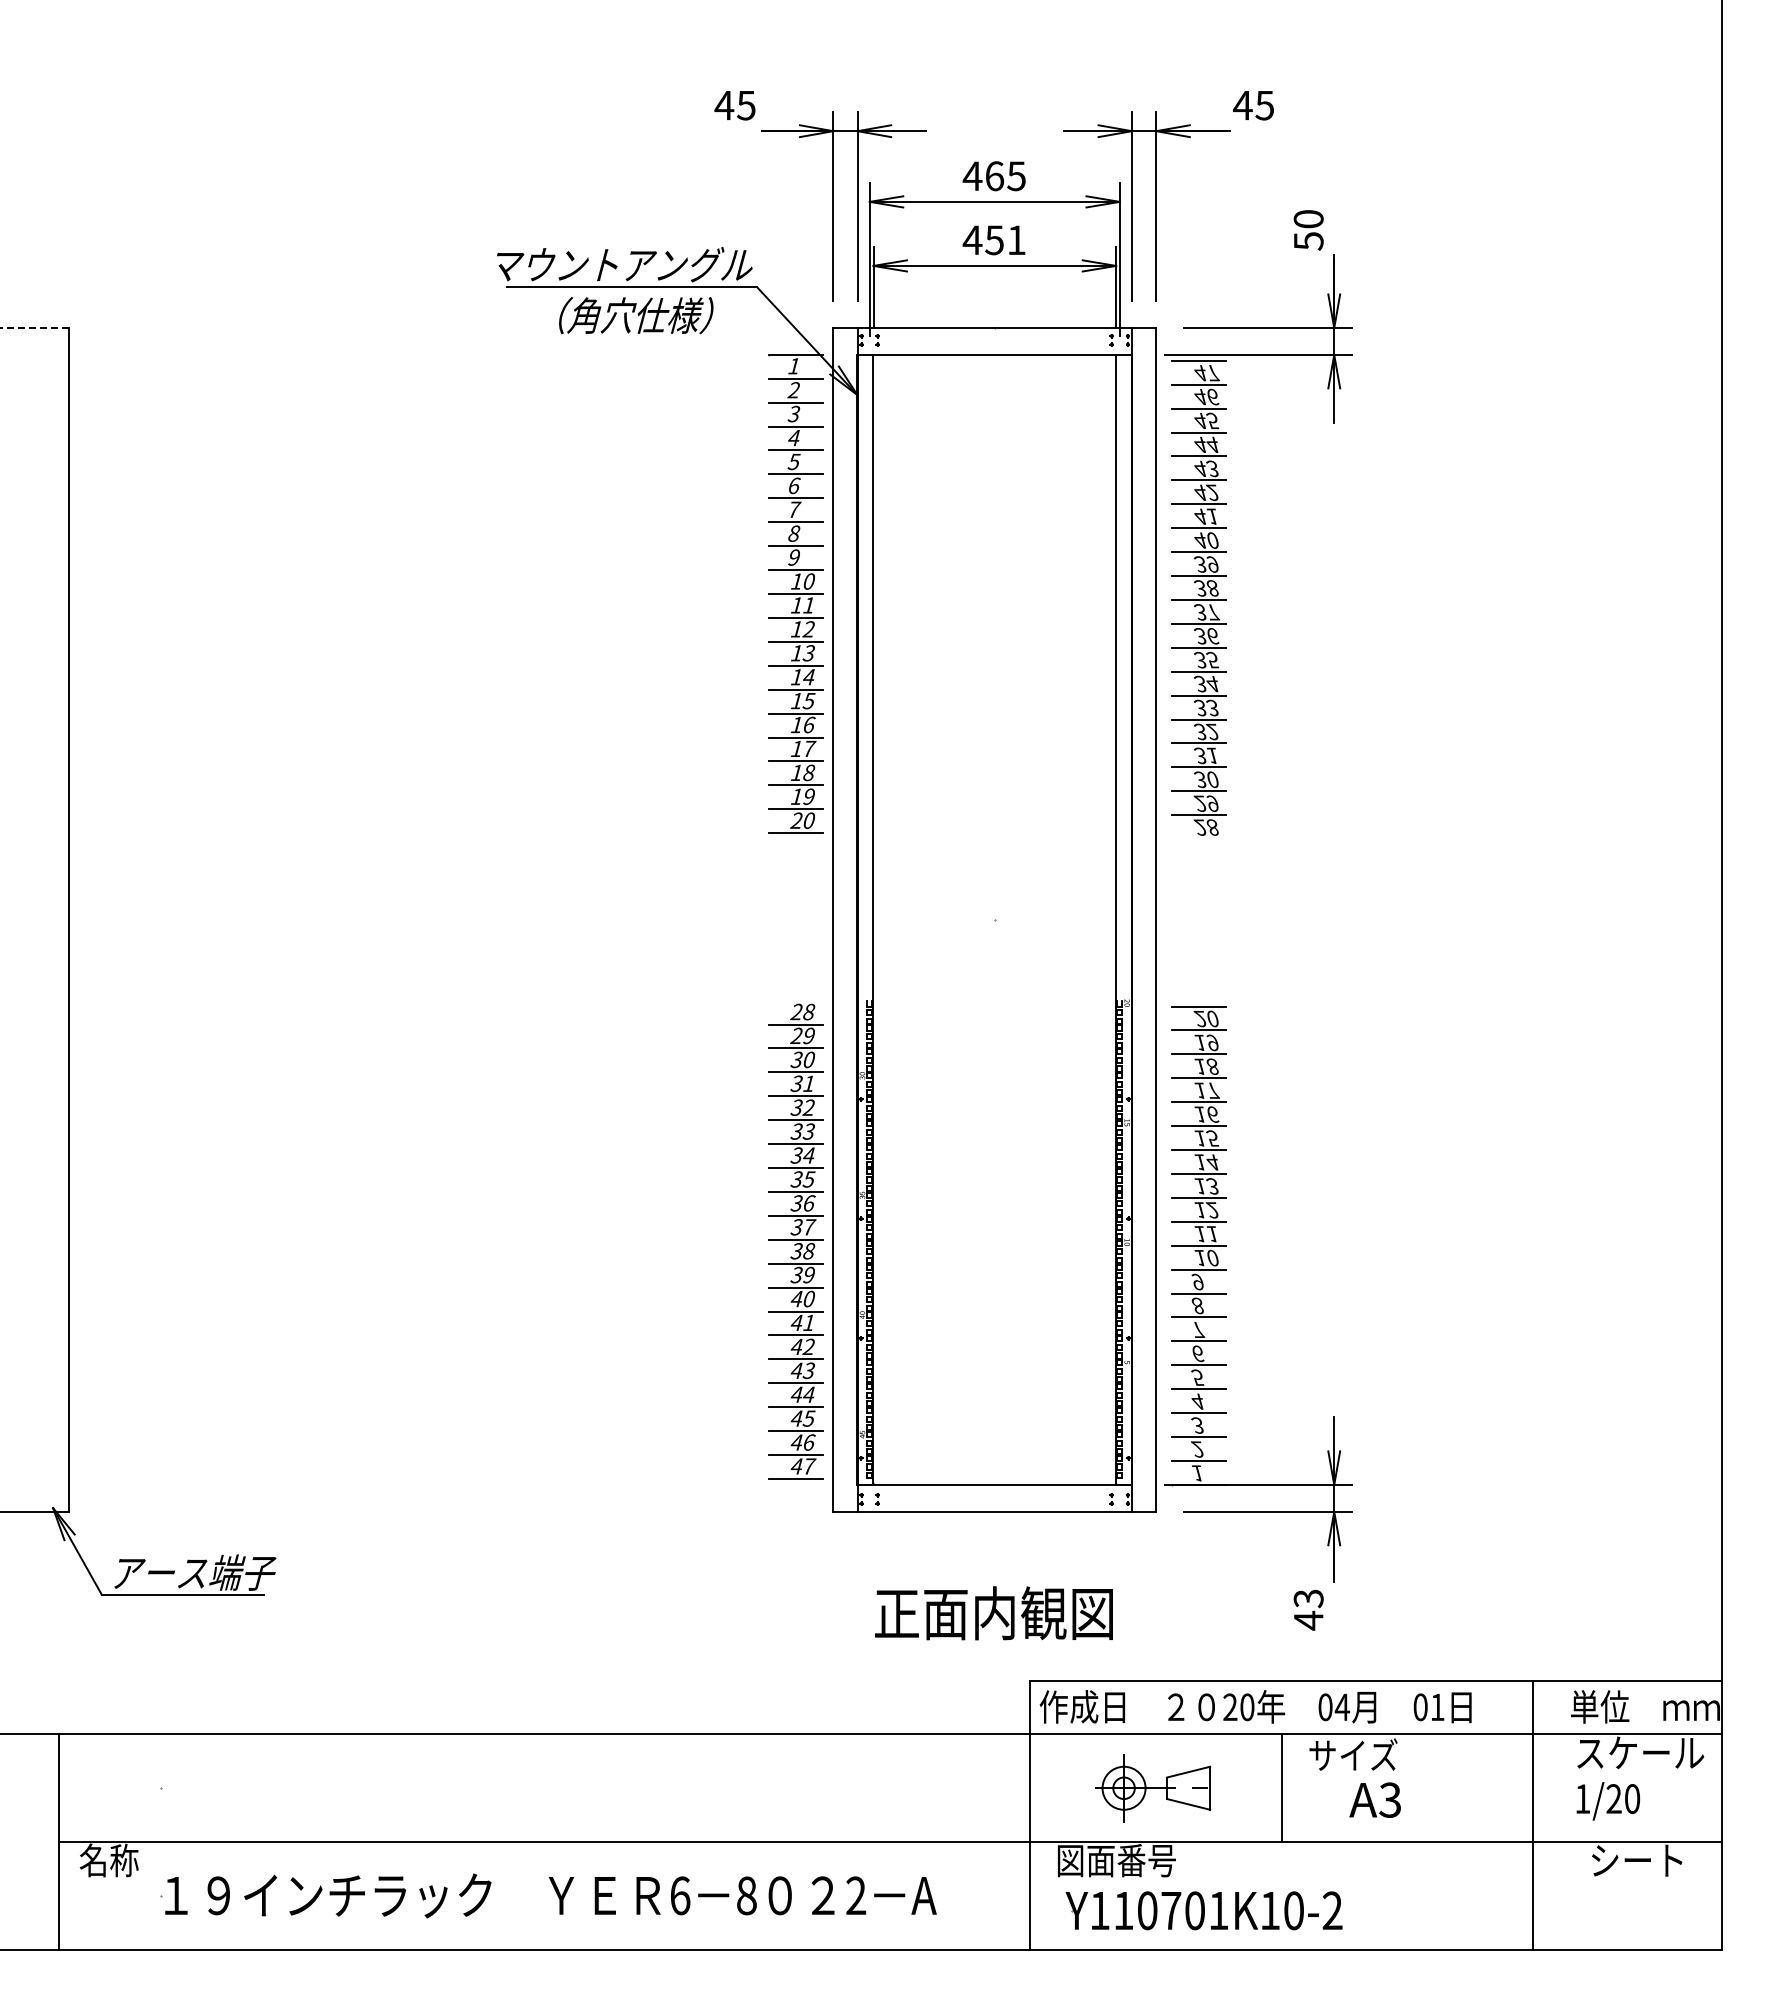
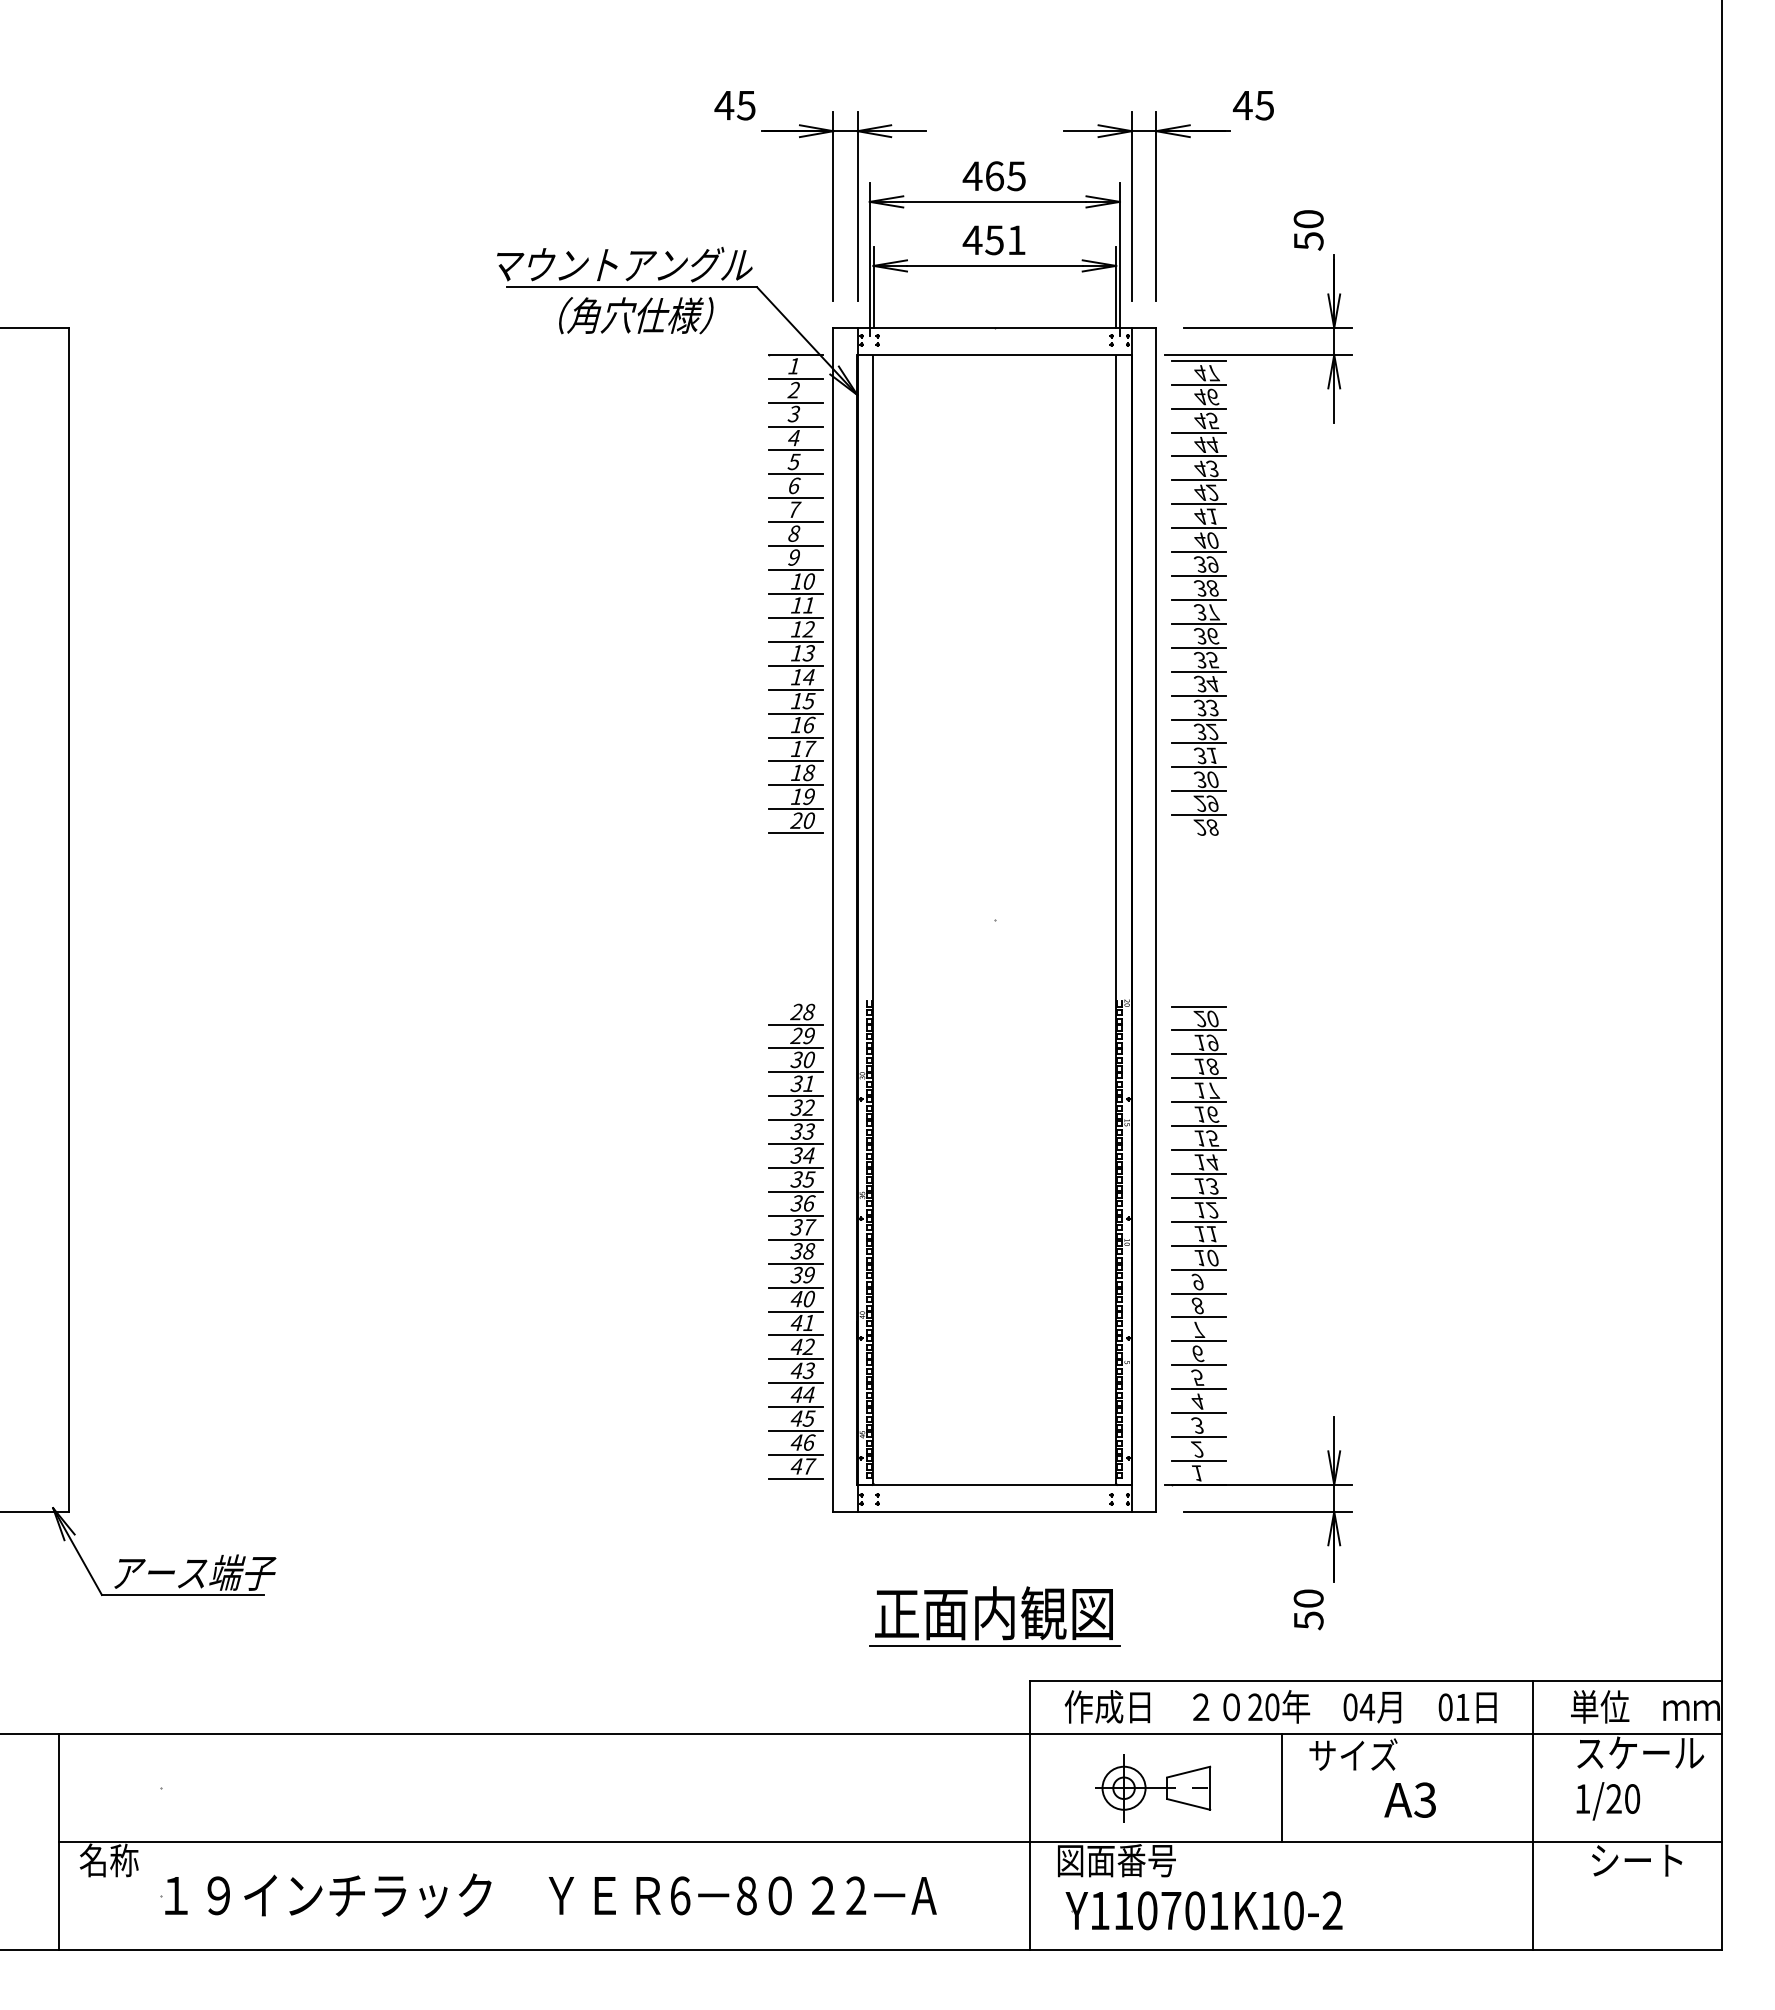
line: dashed -> solid (34, 328)
text: 43 -> 50 (1308, 1609)
line: none -> present (994, 1646)
text position: (1255, 1706) -> (1280, 1706) (1280, 1706)
text position: (1374, 1799) -> (1409, 1799) (1409, 1799)
